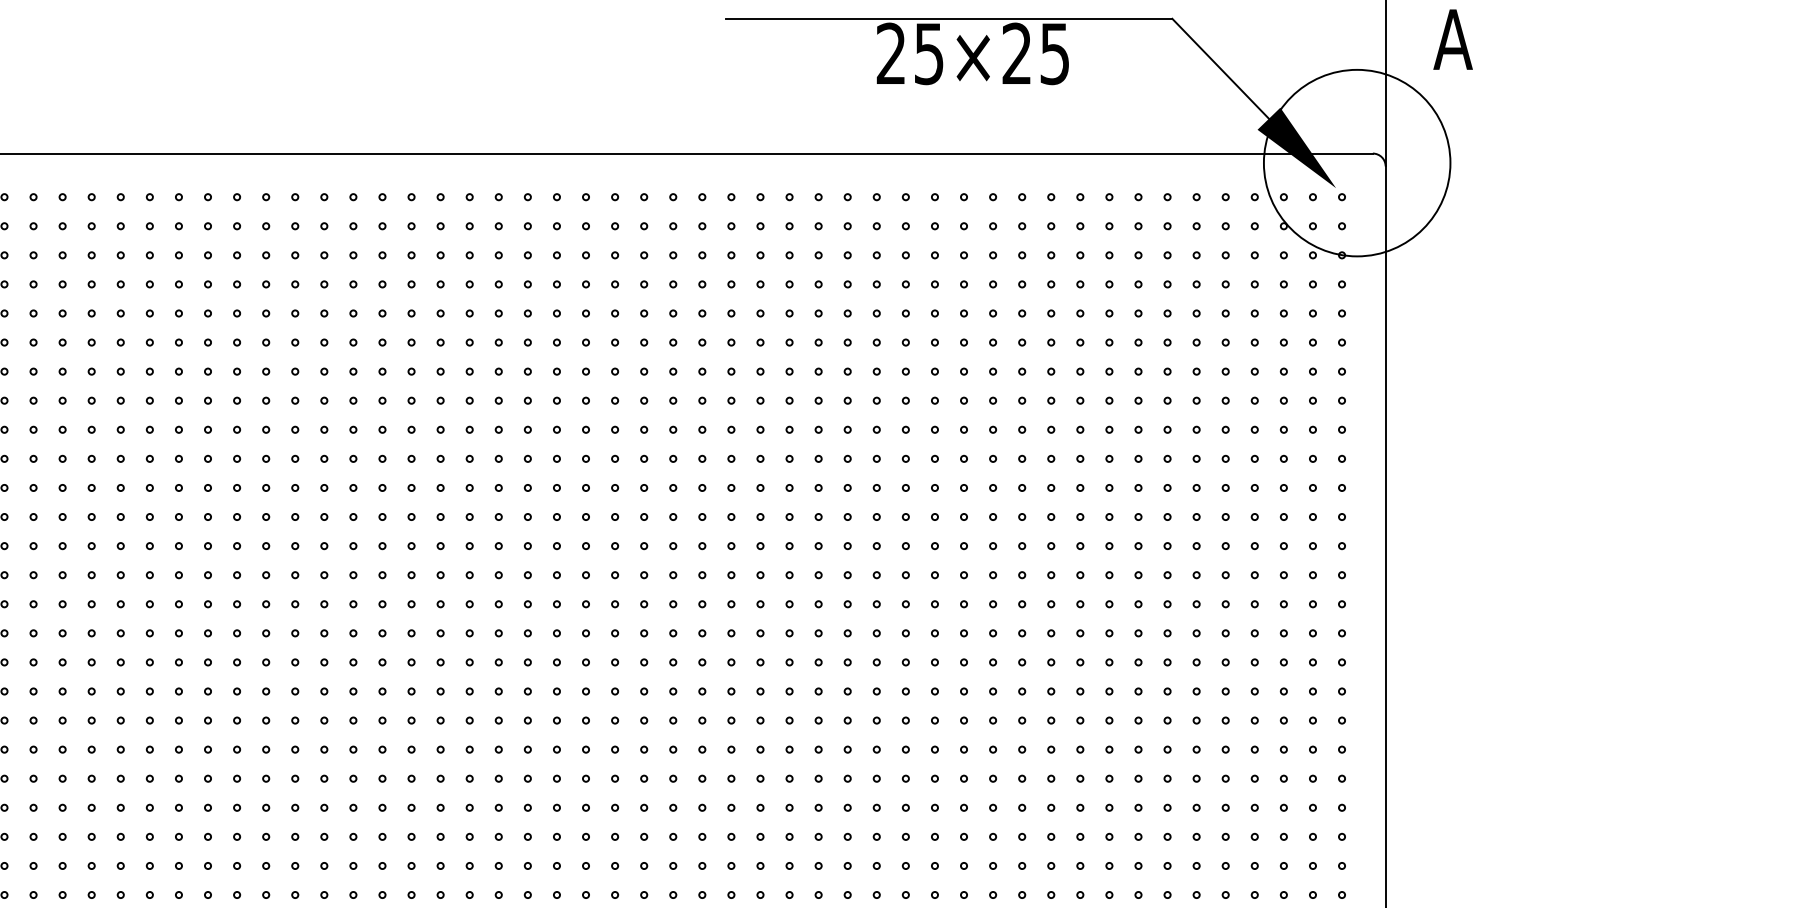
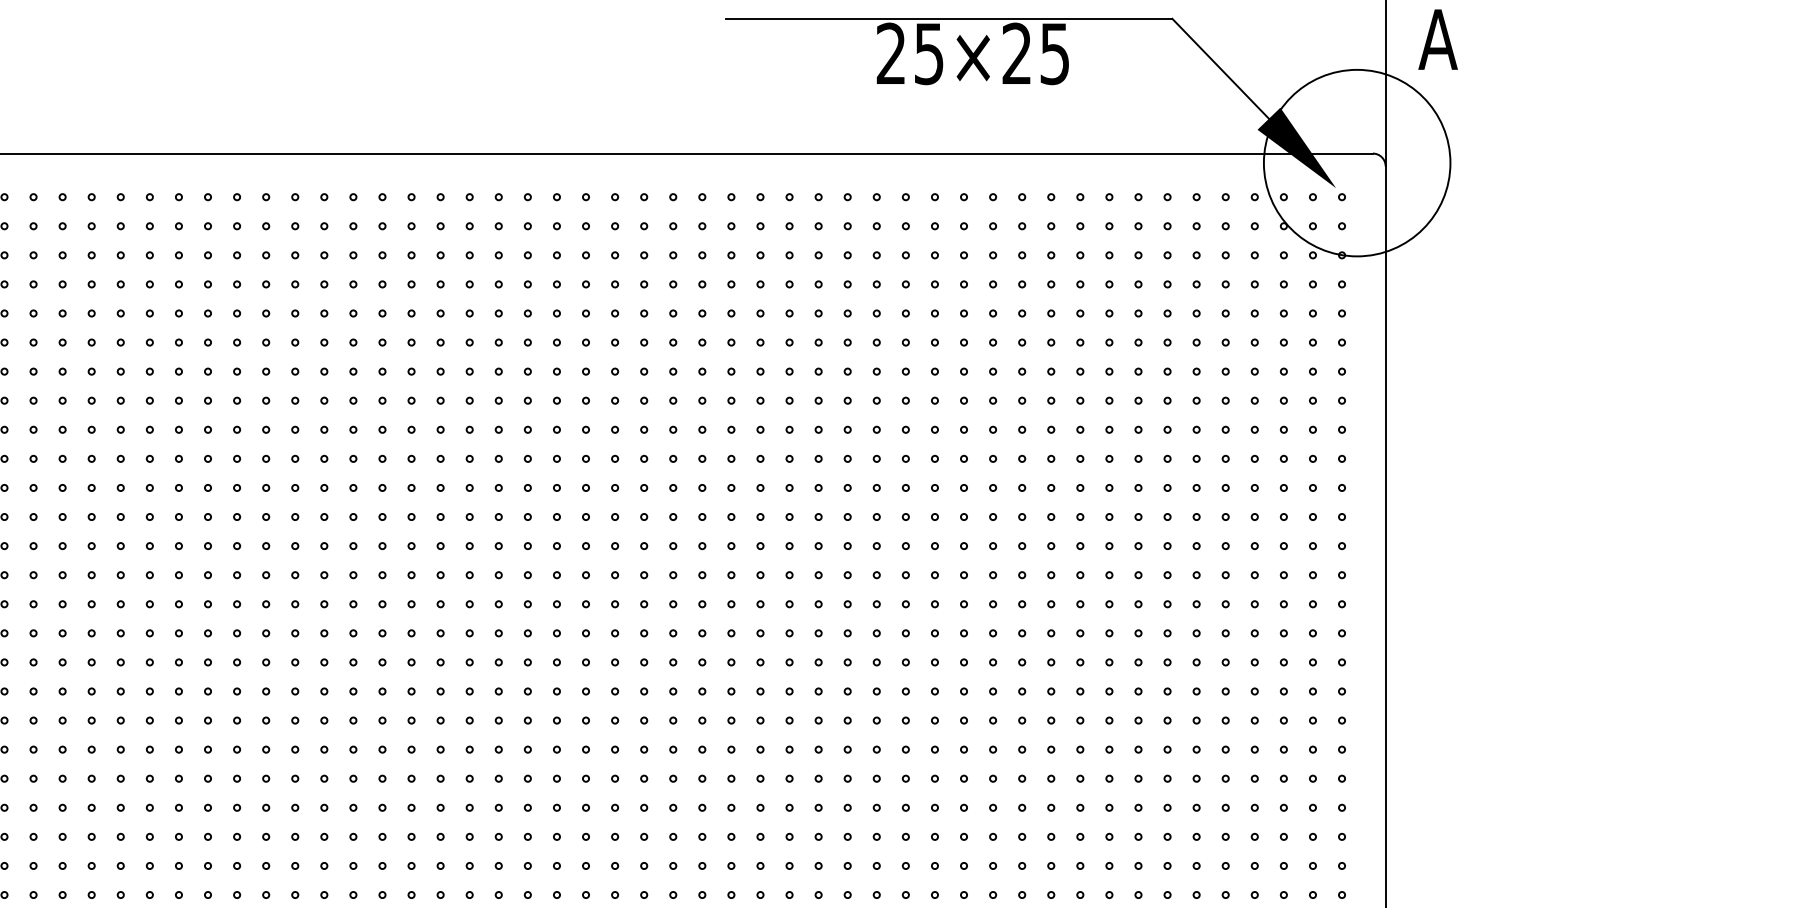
text position: (1452, 39) -> (1437, 39) (1437, 39)
